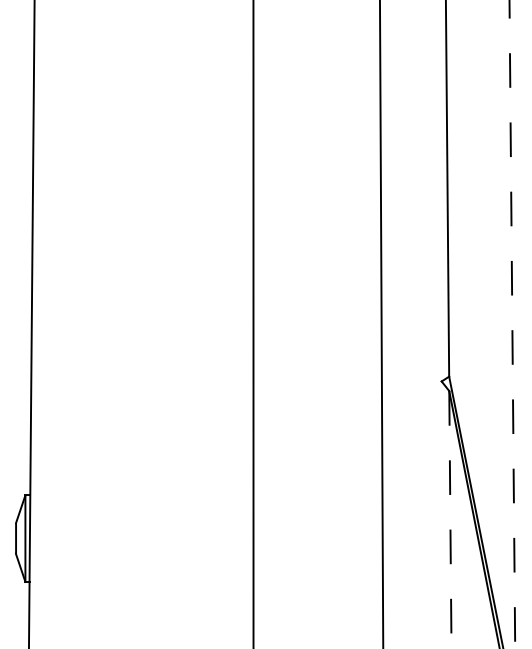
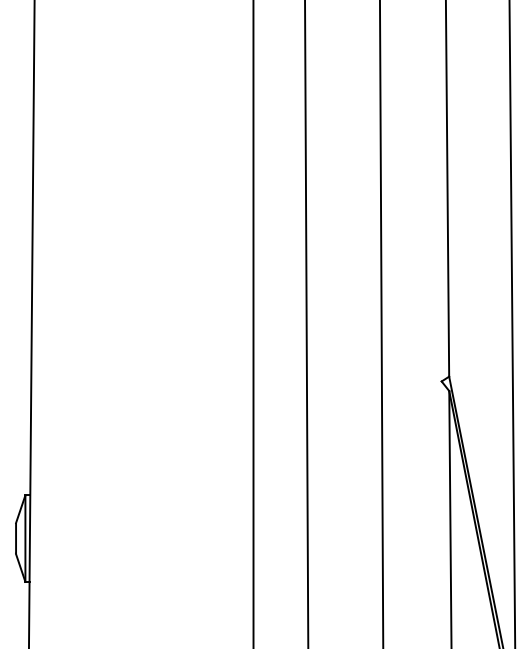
line: none -> present (306, 323)
line: dashed -> solid (512, 324)
line: dashed -> solid (450, 520)
